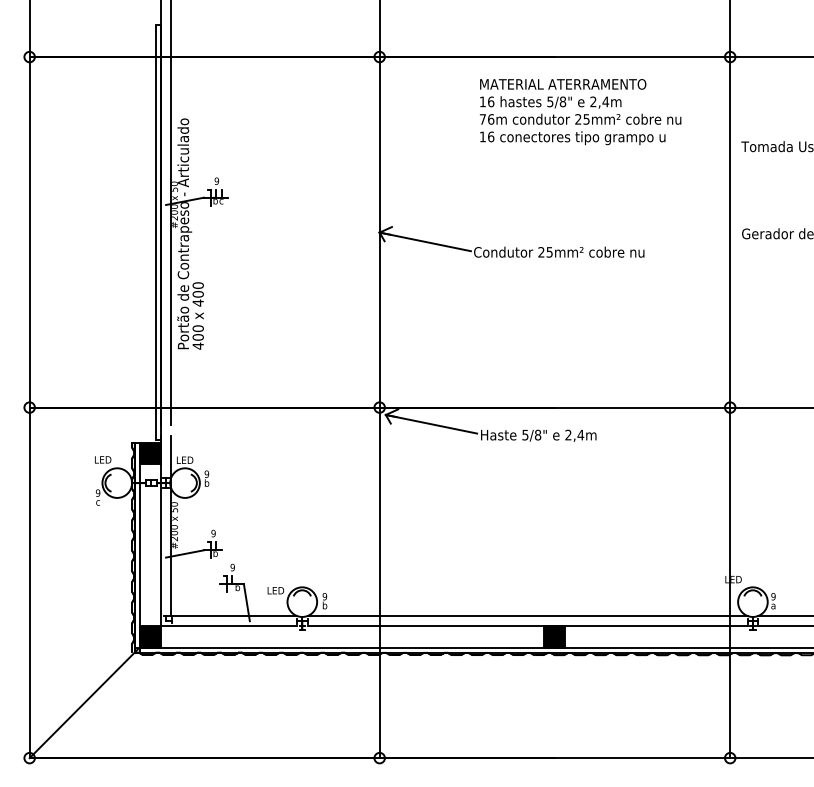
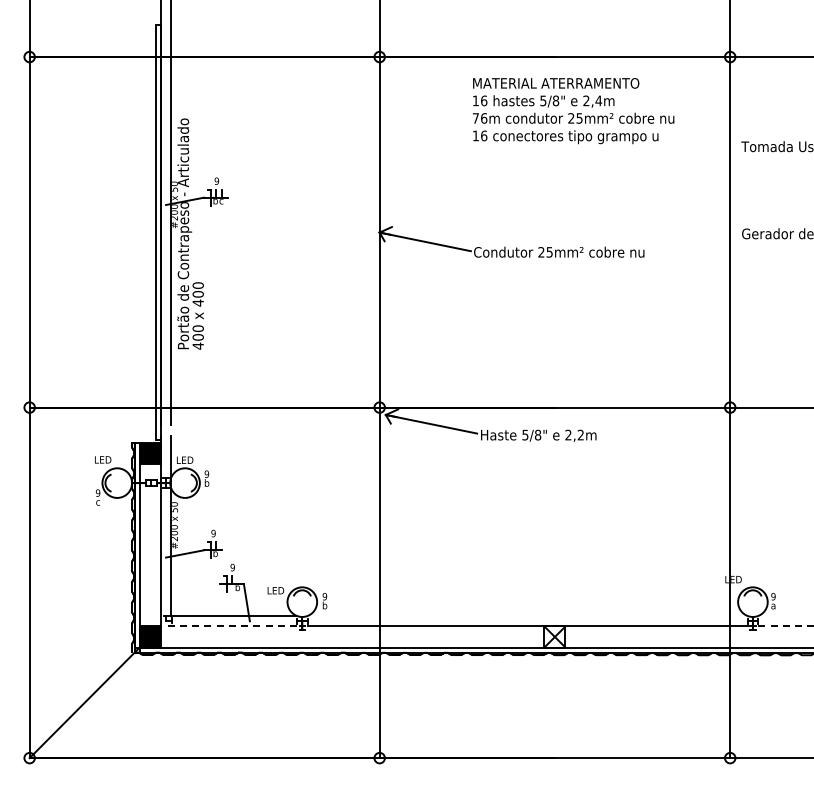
text position: (580, 112) -> (573, 111) (573, 111)
text: 2,4m -> 2,2m (580, 434)
line: present -> none (527, 615)
line: present -> none (784, 615)
line: solid -> dashed (228, 626)
line: solid -> dashed (785, 626)
fill: present -> none (554, 636)
